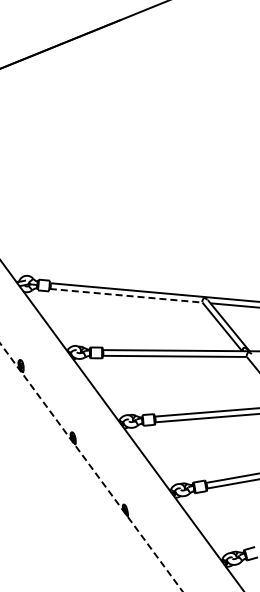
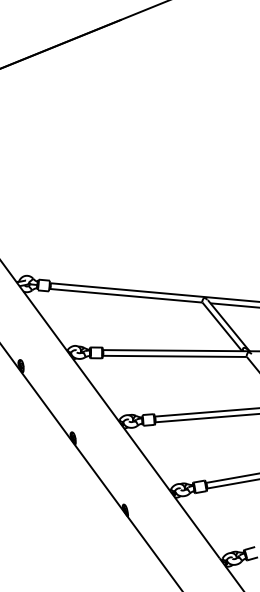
line: dashed -> solid (126, 295)
line: dashed -> solid (91, 467)
